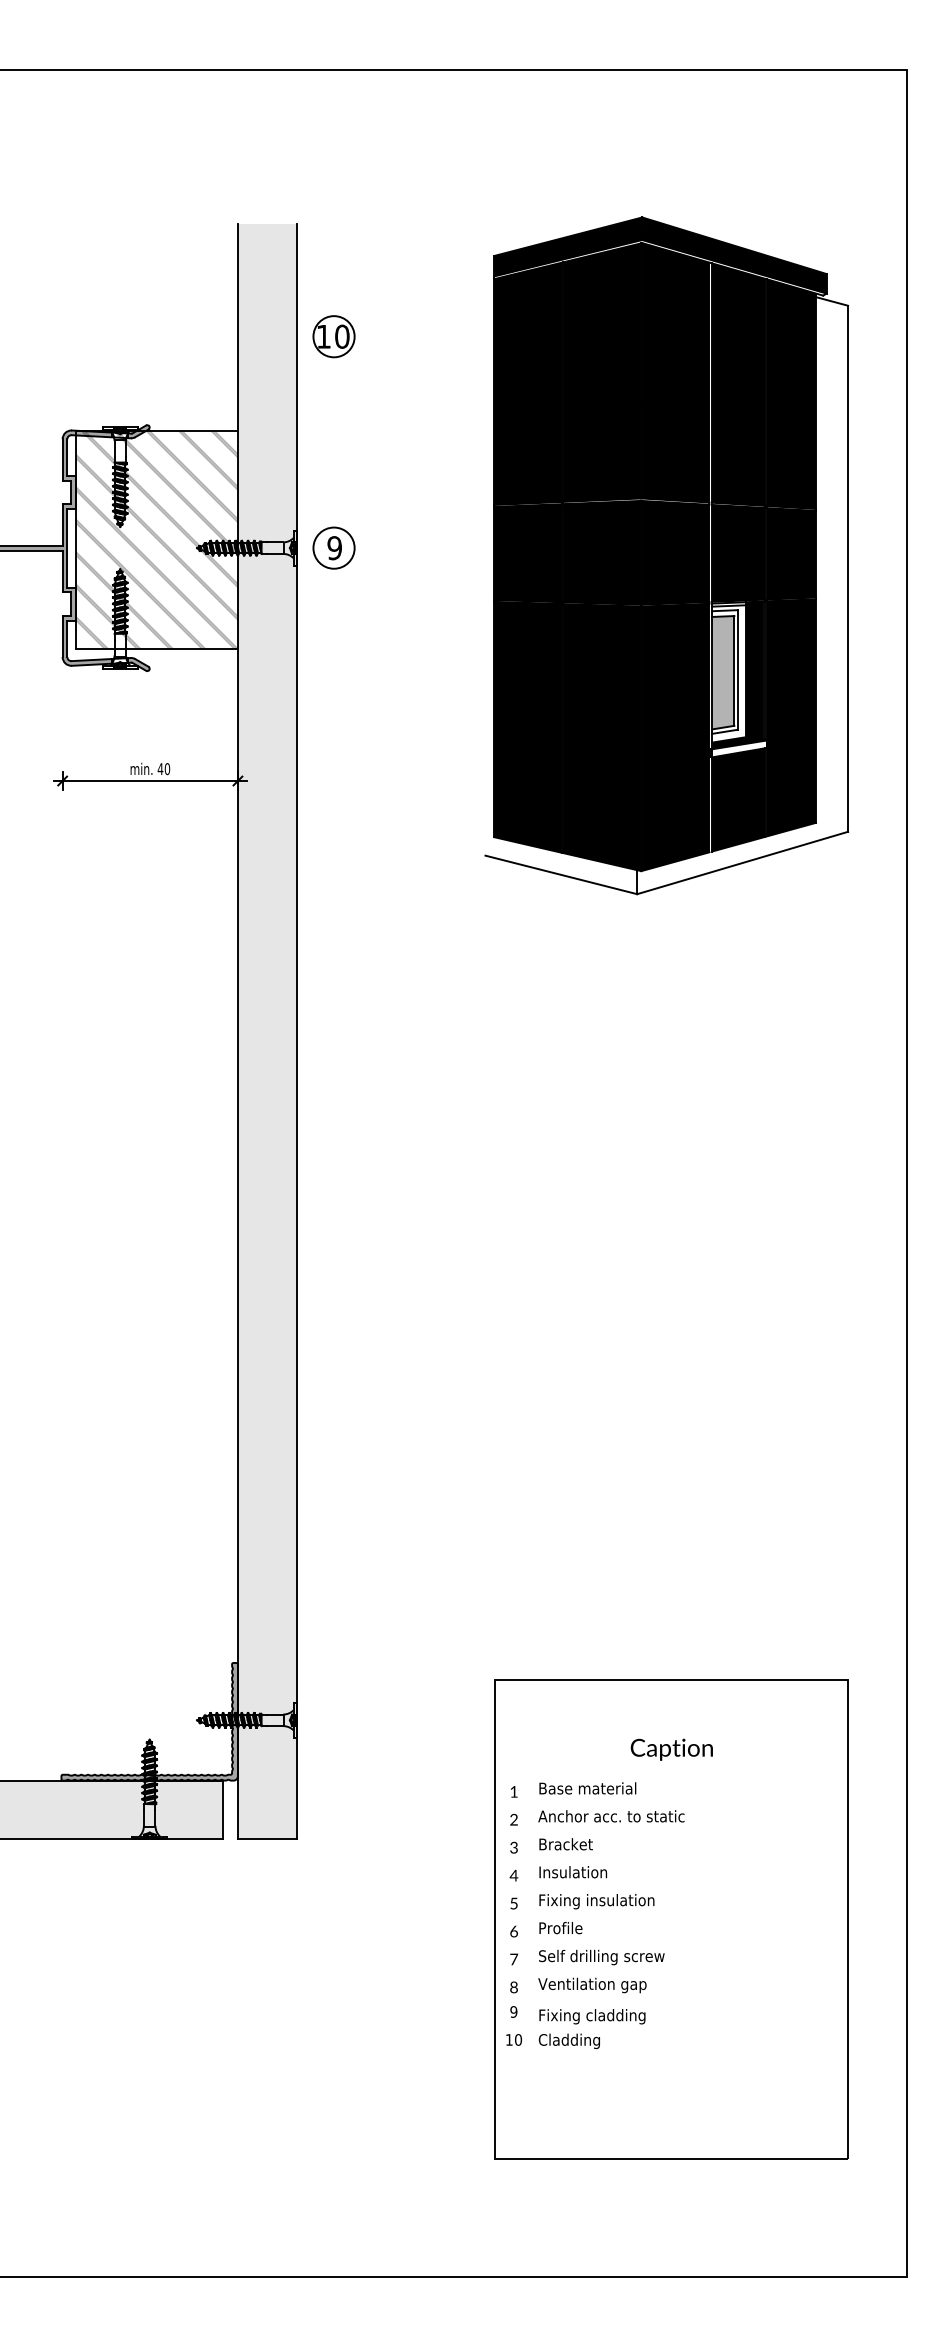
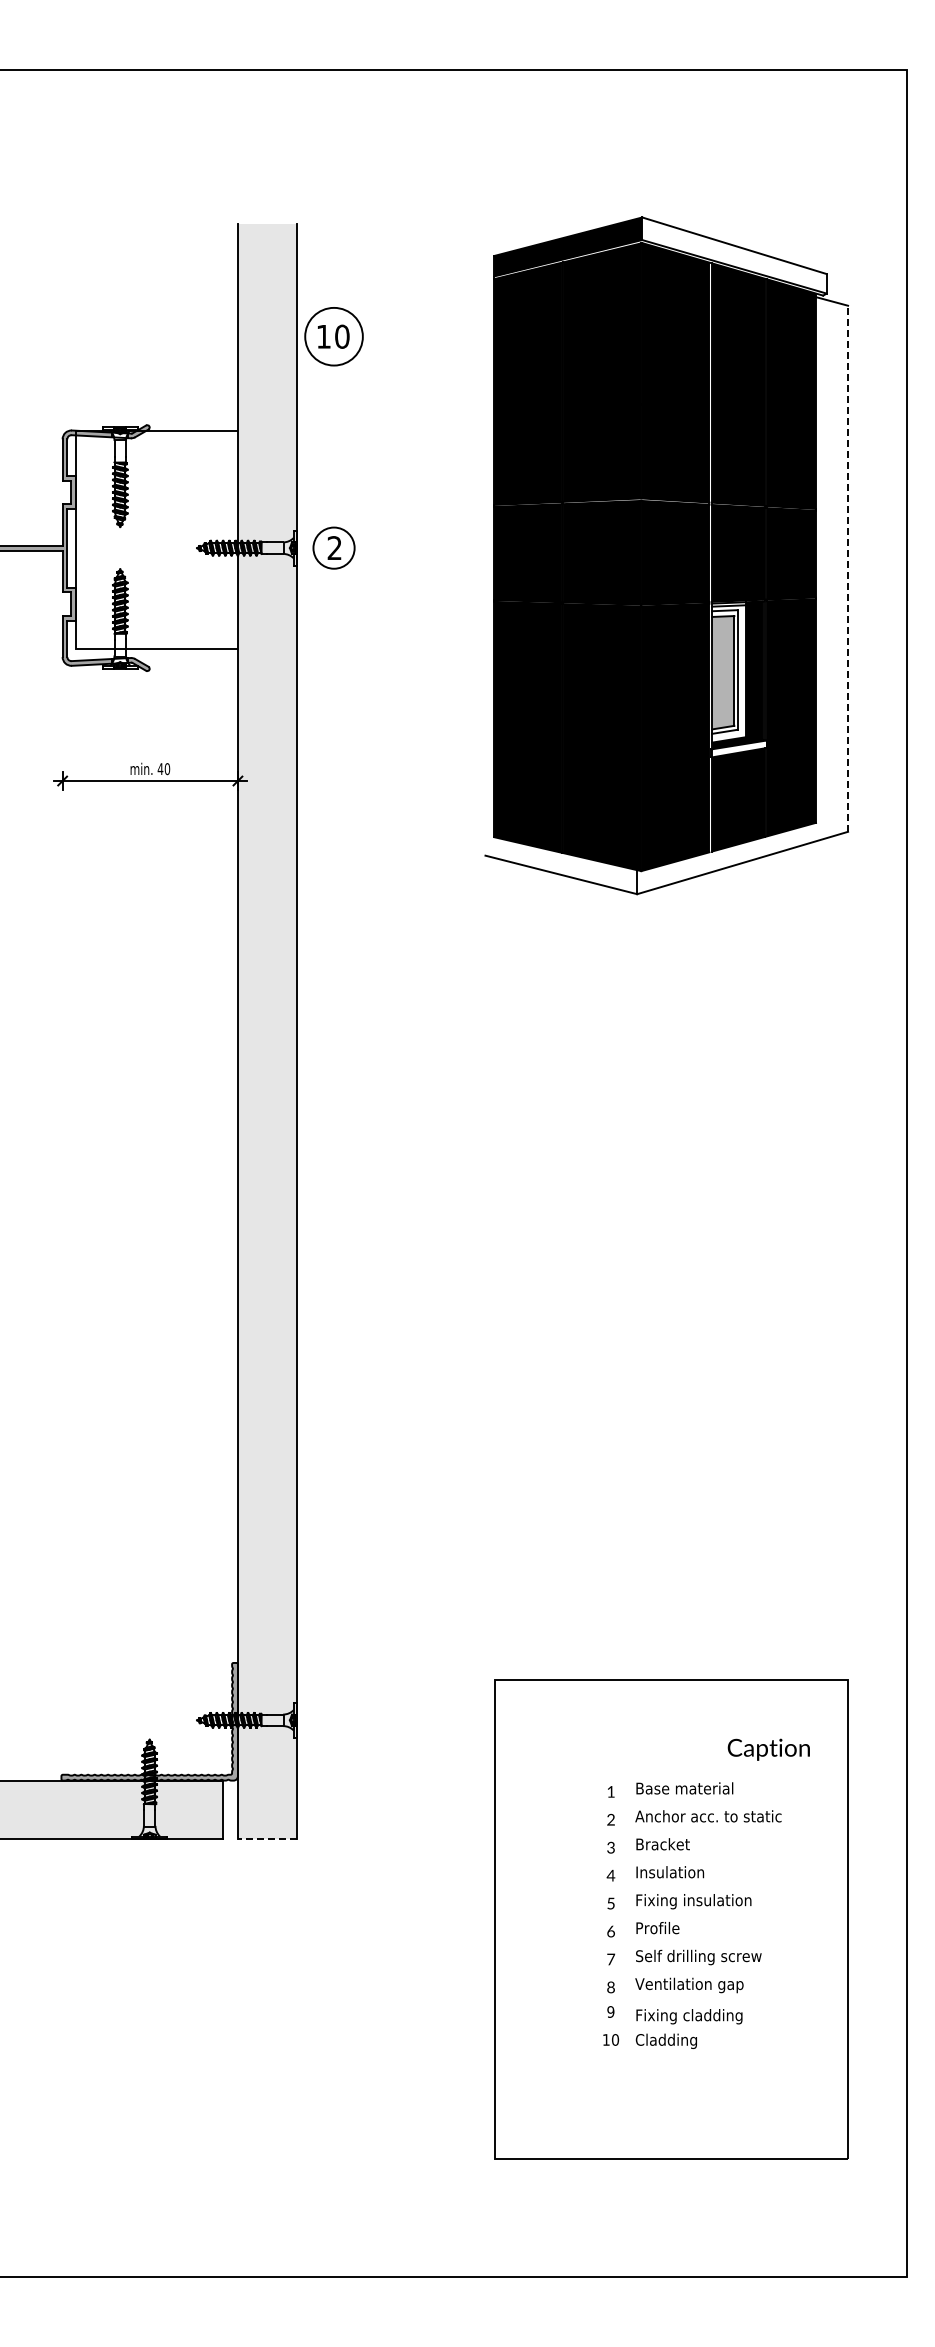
fill: present -> none (734, 255)
circle diameter: 41 px -> 58 px (333, 336)
hatch: present -> none (156, 539)
text: 9 -> 2 (334, 548)
line: solid -> dashed (848, 568)
line: solid -> dashed (266, 1839)
text position: (609, 1893) -> (706, 1893) (706, 1893)
